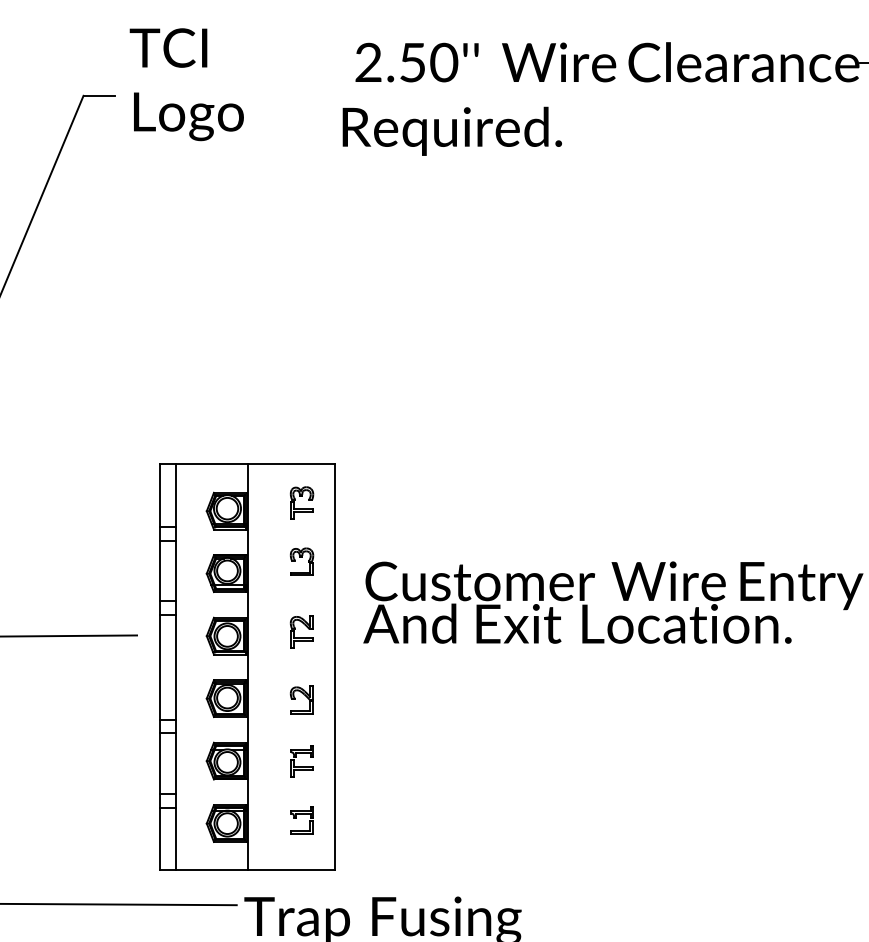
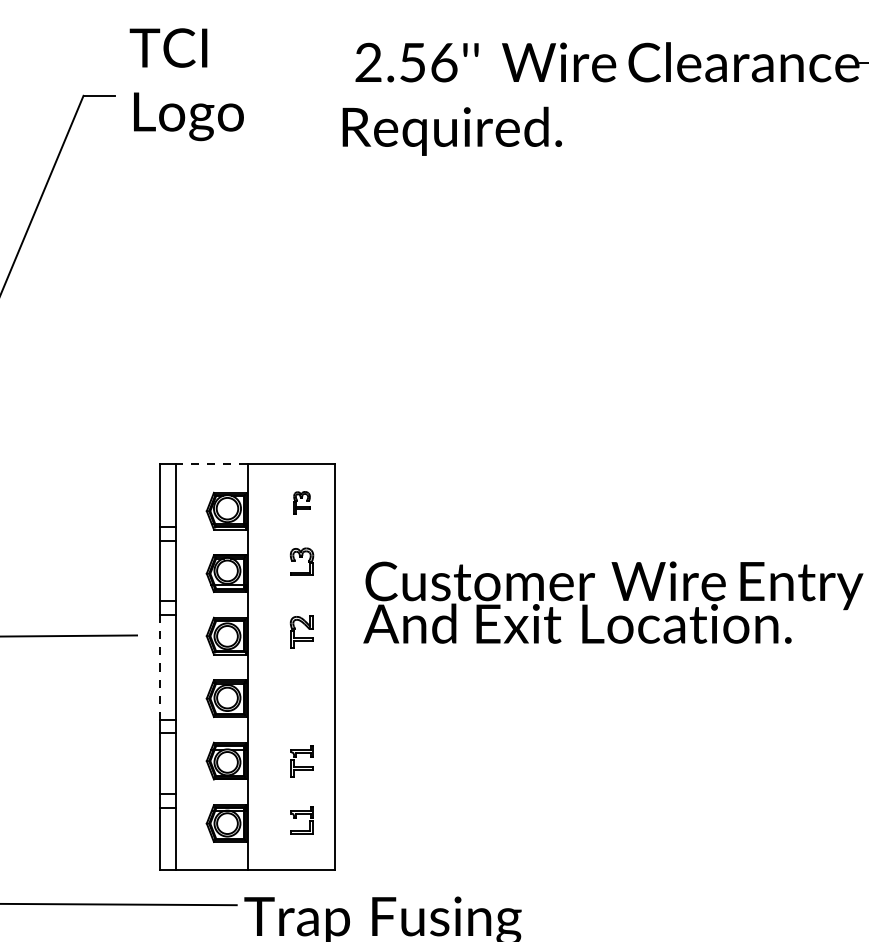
text: 2.50'' -> 2.56'' (444, 61)
line: solid -> dashed (211, 464)
part size: 26x34 px -> 18x24 px (301, 502)
line: solid -> dashed (160, 667)
part: present -> none (301, 699)
